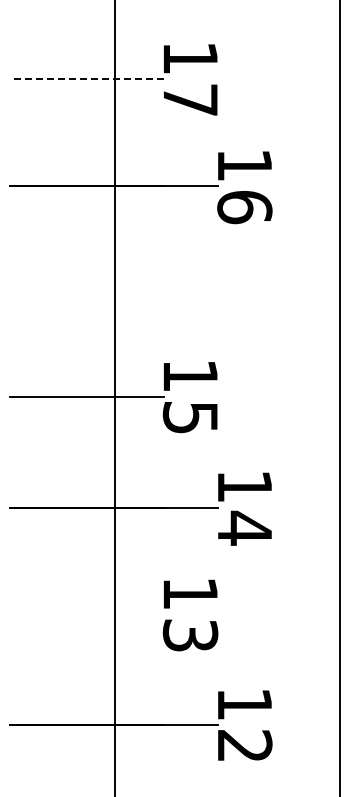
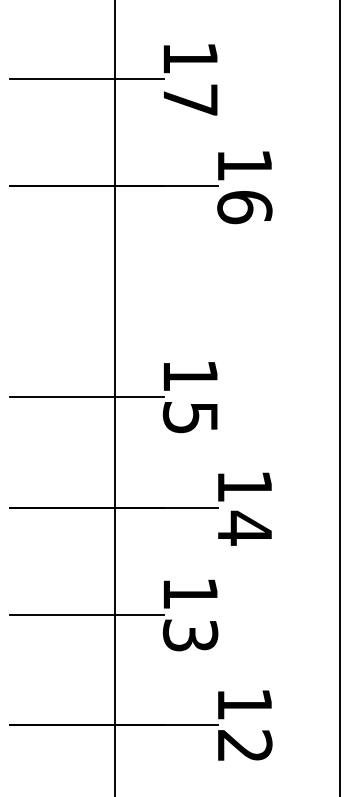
line: dashed -> solid (87, 79)
line: none -> present (86, 614)
